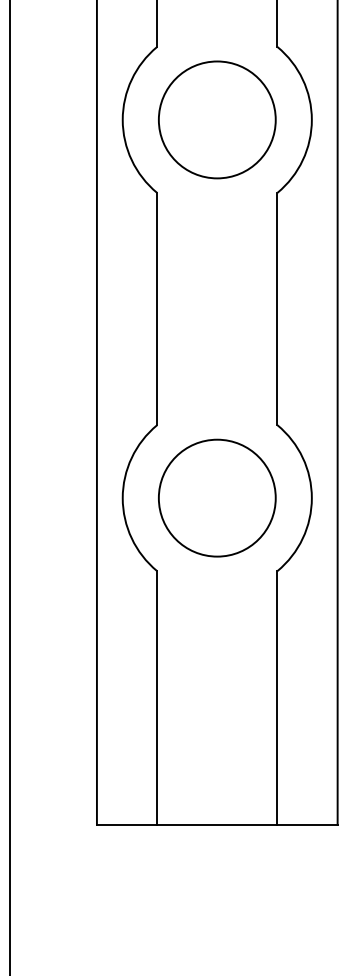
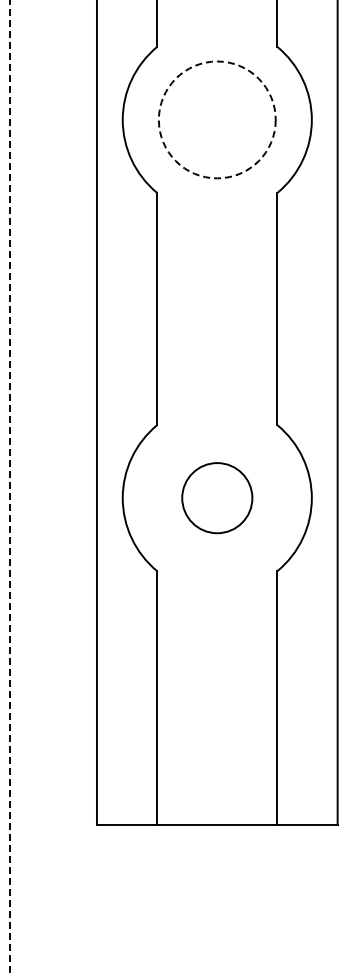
circle: solid -> dashed (216, 119)
line: solid -> dashed (10, 487)
circle diameter: 117 px -> 70 px (217, 498)
